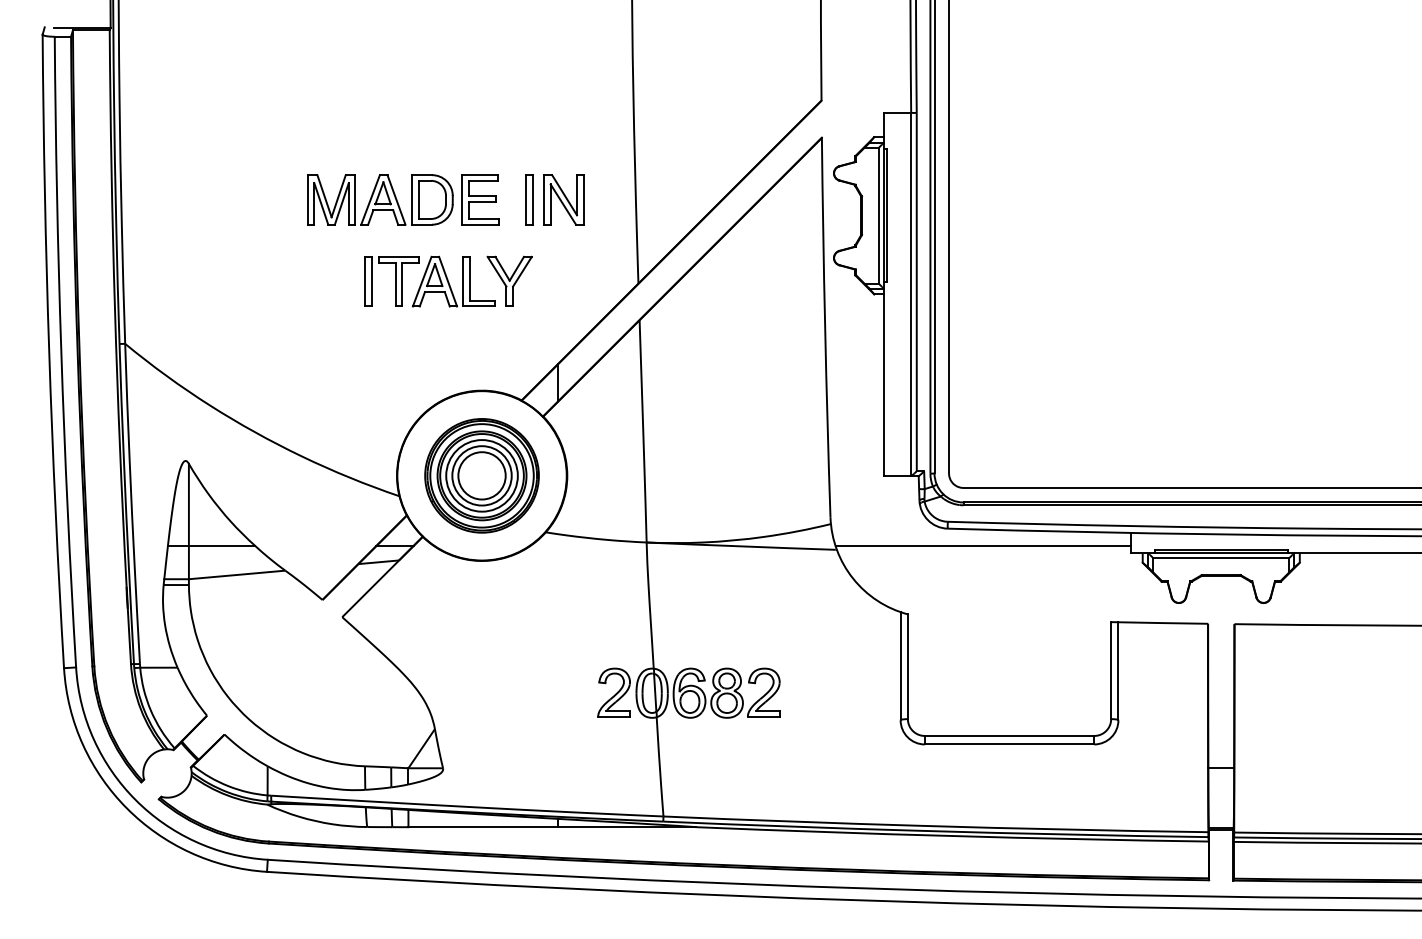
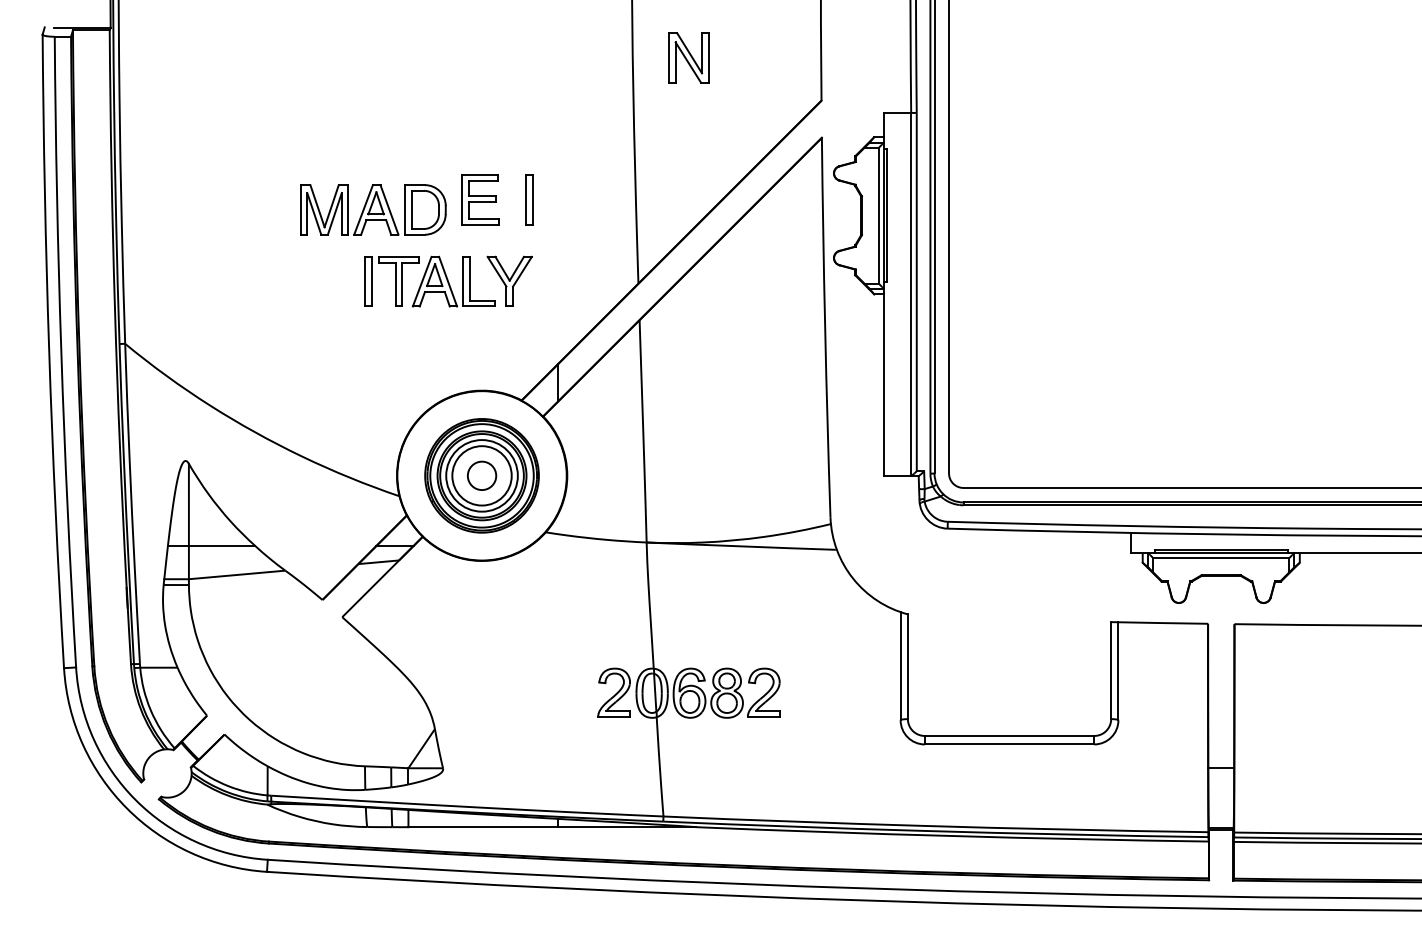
part position: (380, 199) -> (373, 209) (373, 209)
part position: (563, 199) -> (688, 57) (688, 57)
circle diameter: 47 px -> 28 px (481, 475)
line: present -> none (982, 546)
